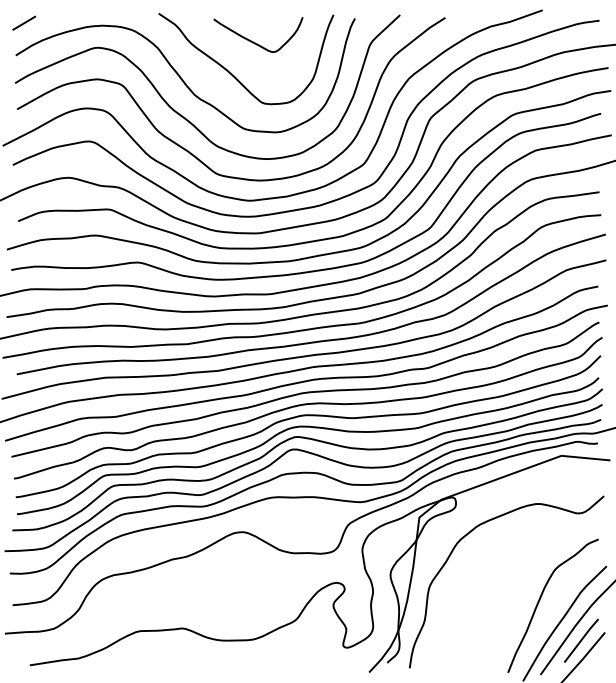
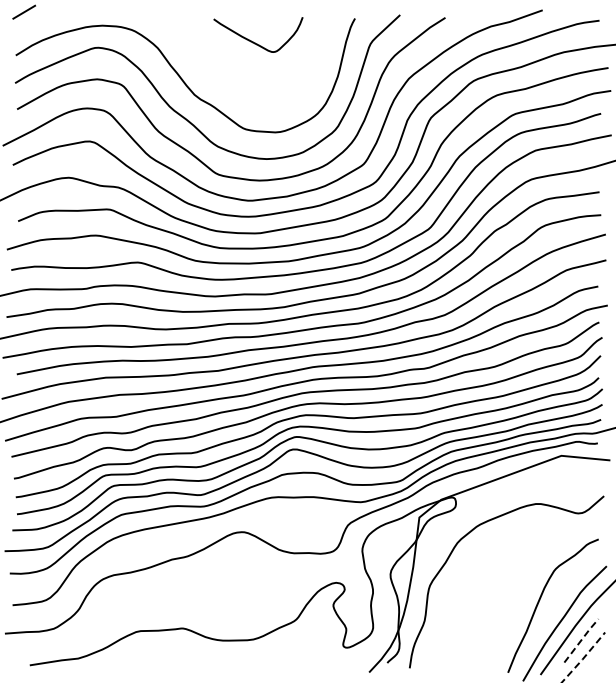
line position: (23, 22) -> (23, 11) (23, 11)
curve: present -> none (232, 73)
line: solid -> dashed (581, 639)
line: solid -> dashed (583, 658)
